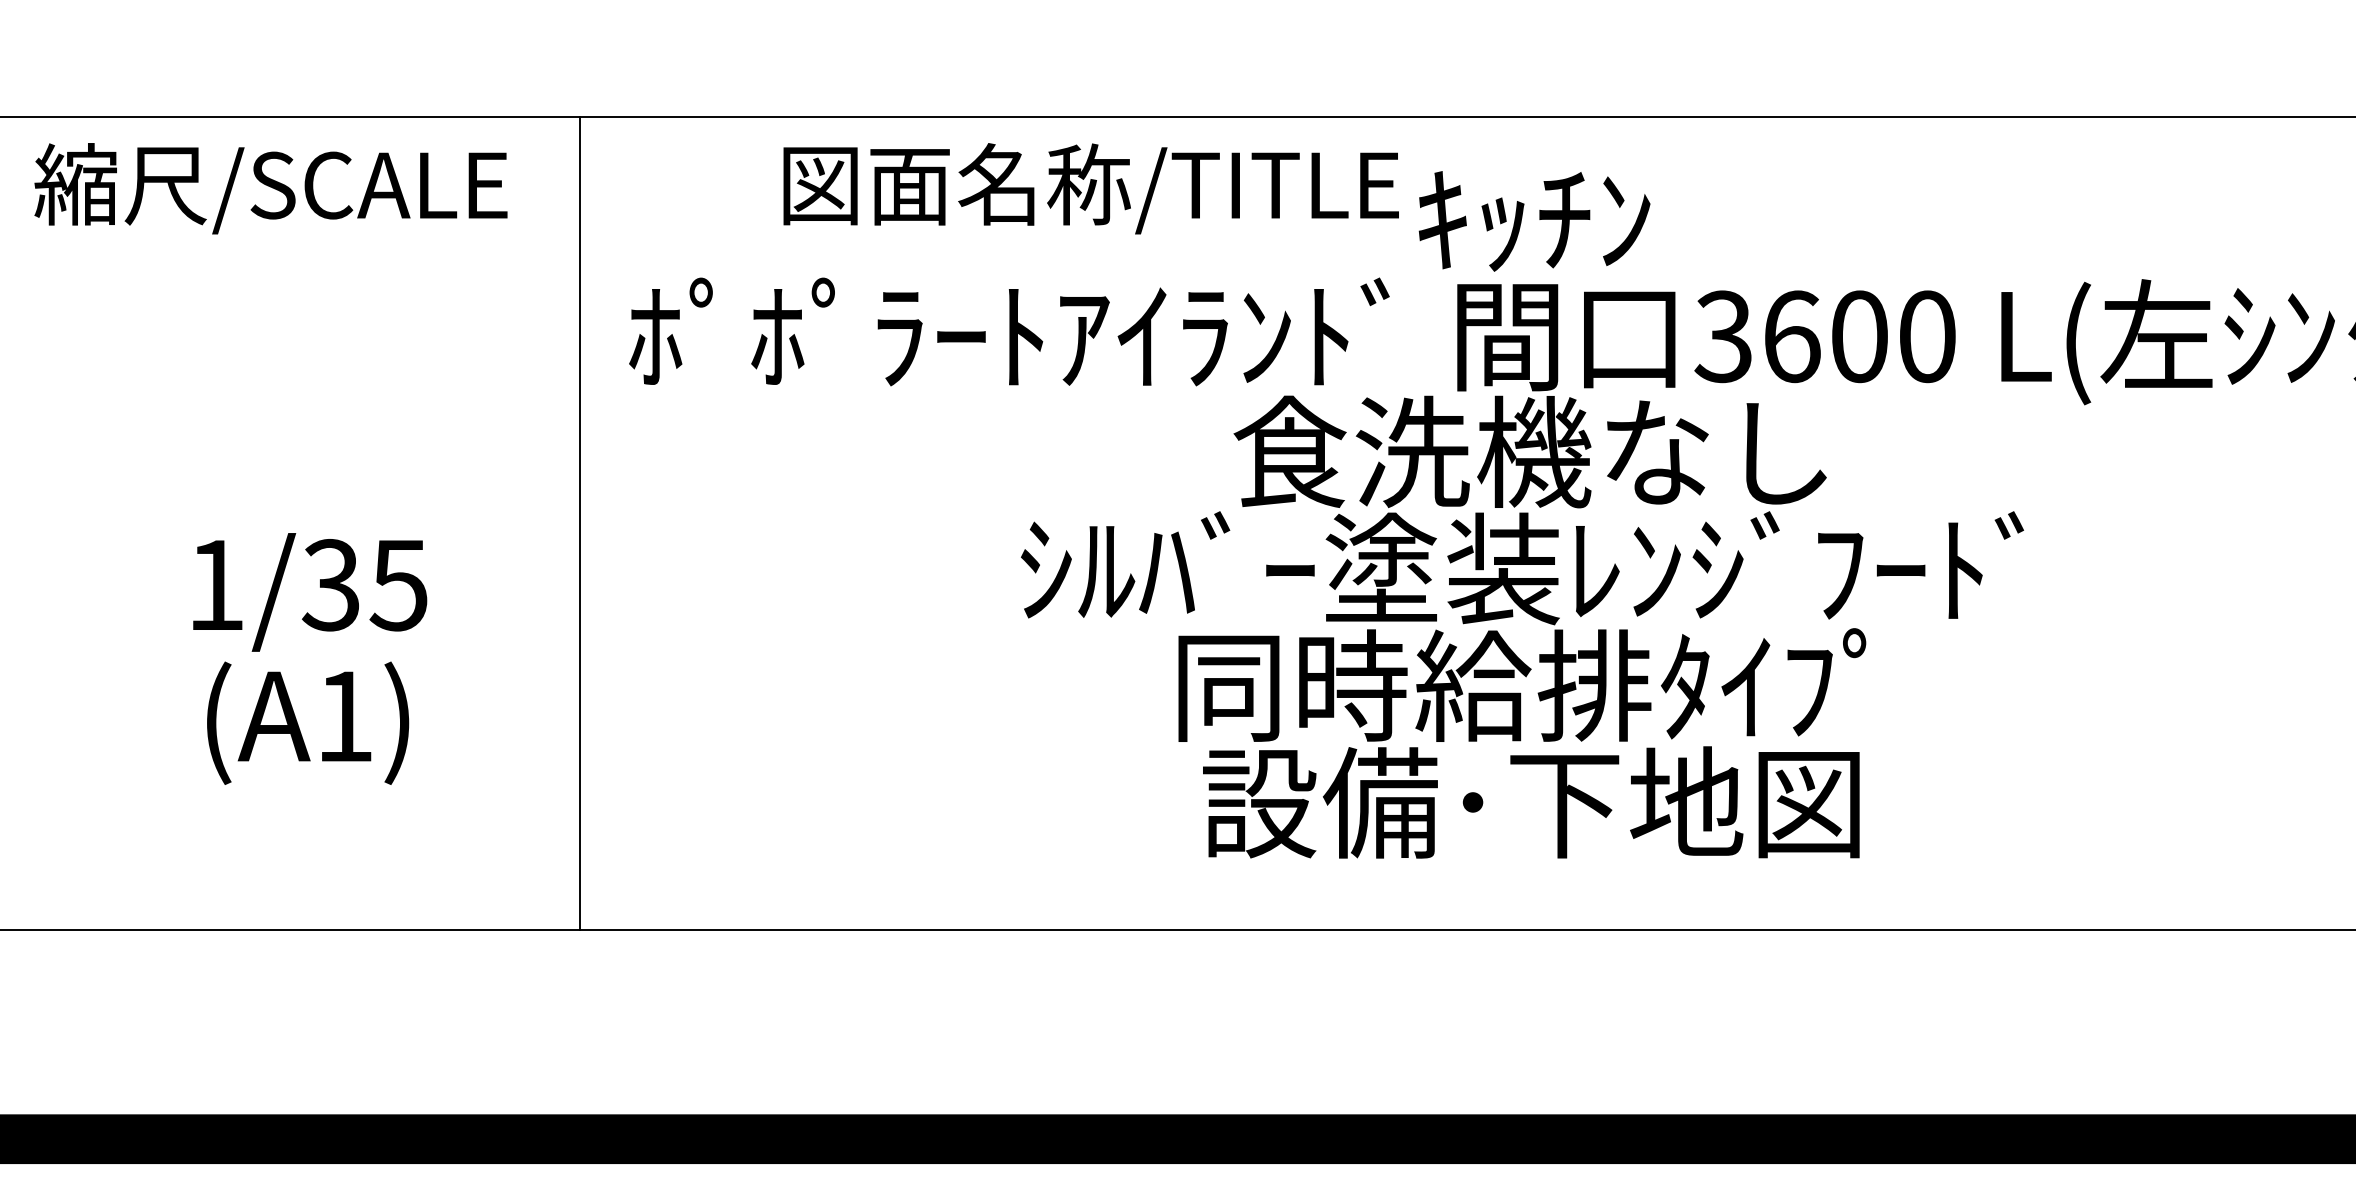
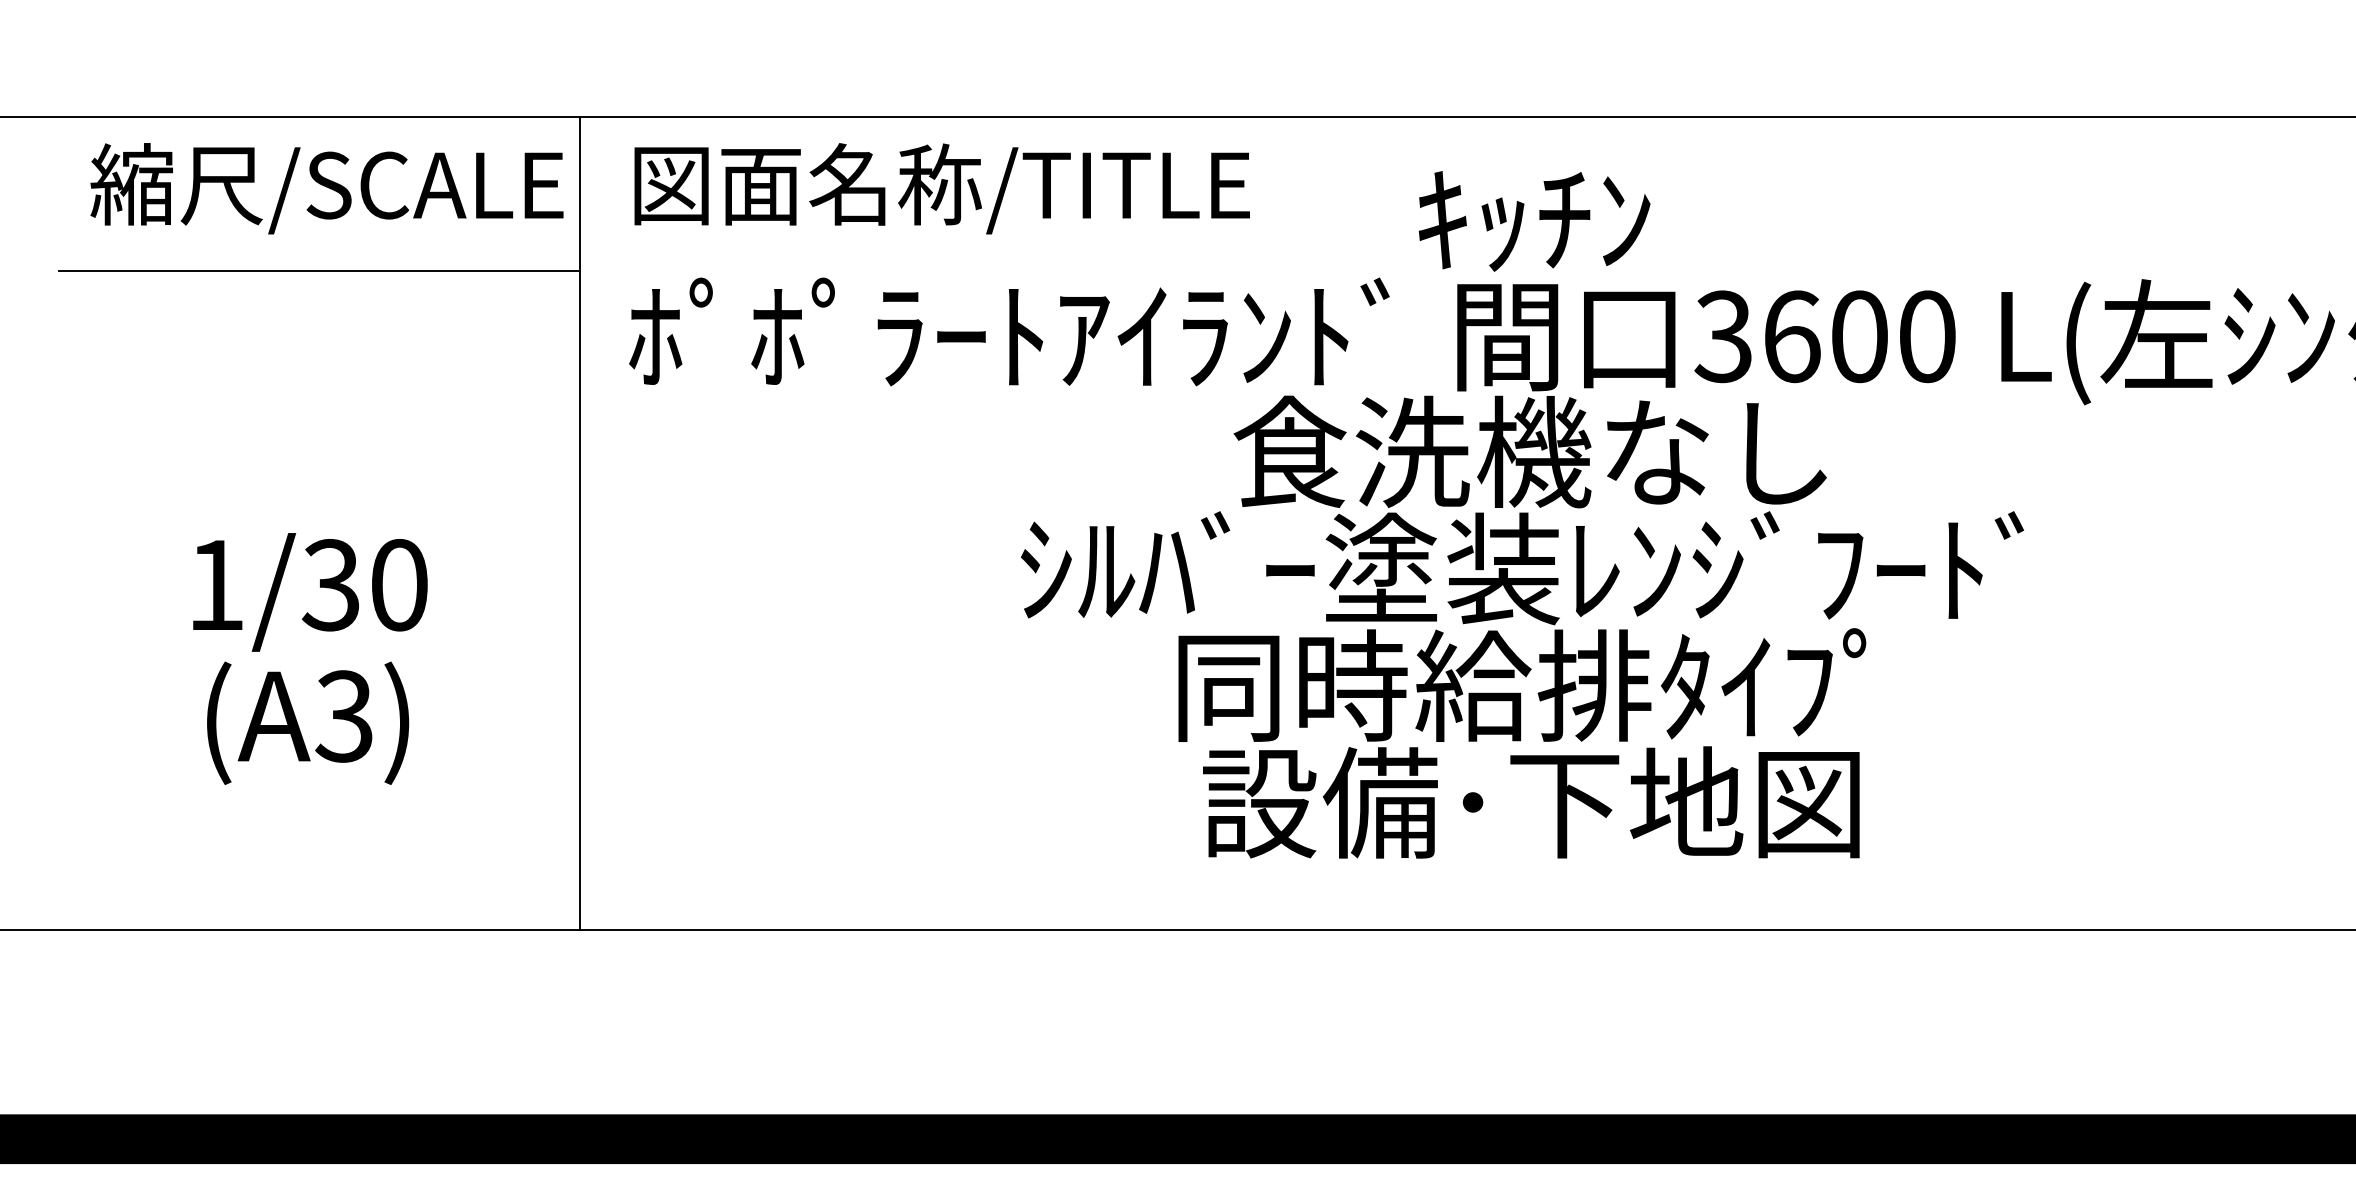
text position: (270, 188) -> (326, 188) (326, 188)
text position: (1090, 188) -> (941, 188) (941, 188)
line: none -> present (319, 270)
text: 1/35 -> 1/30 (398, 585)
text: (A1) -> (A3) (343, 716)
